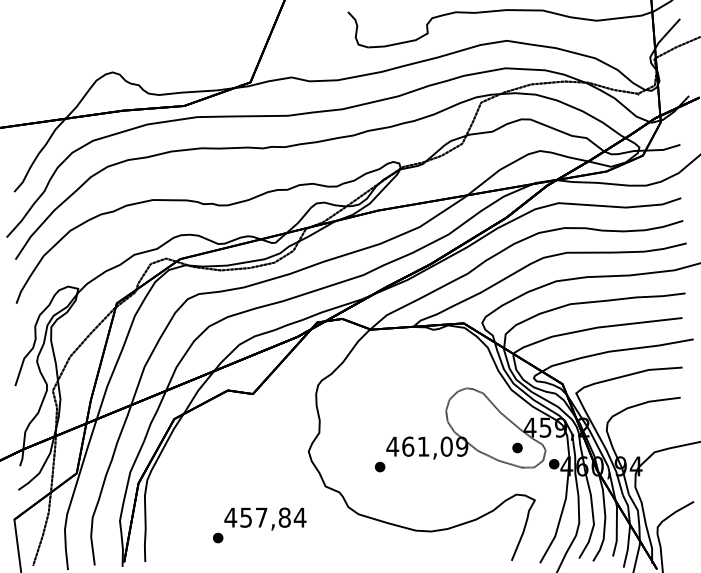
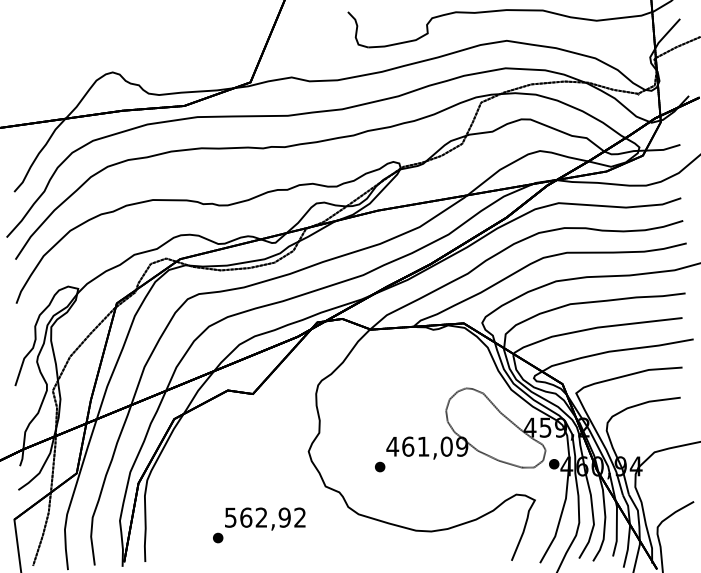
part: present -> none (517, 447)
text: 457,84 -> 562,92 (265, 517)
